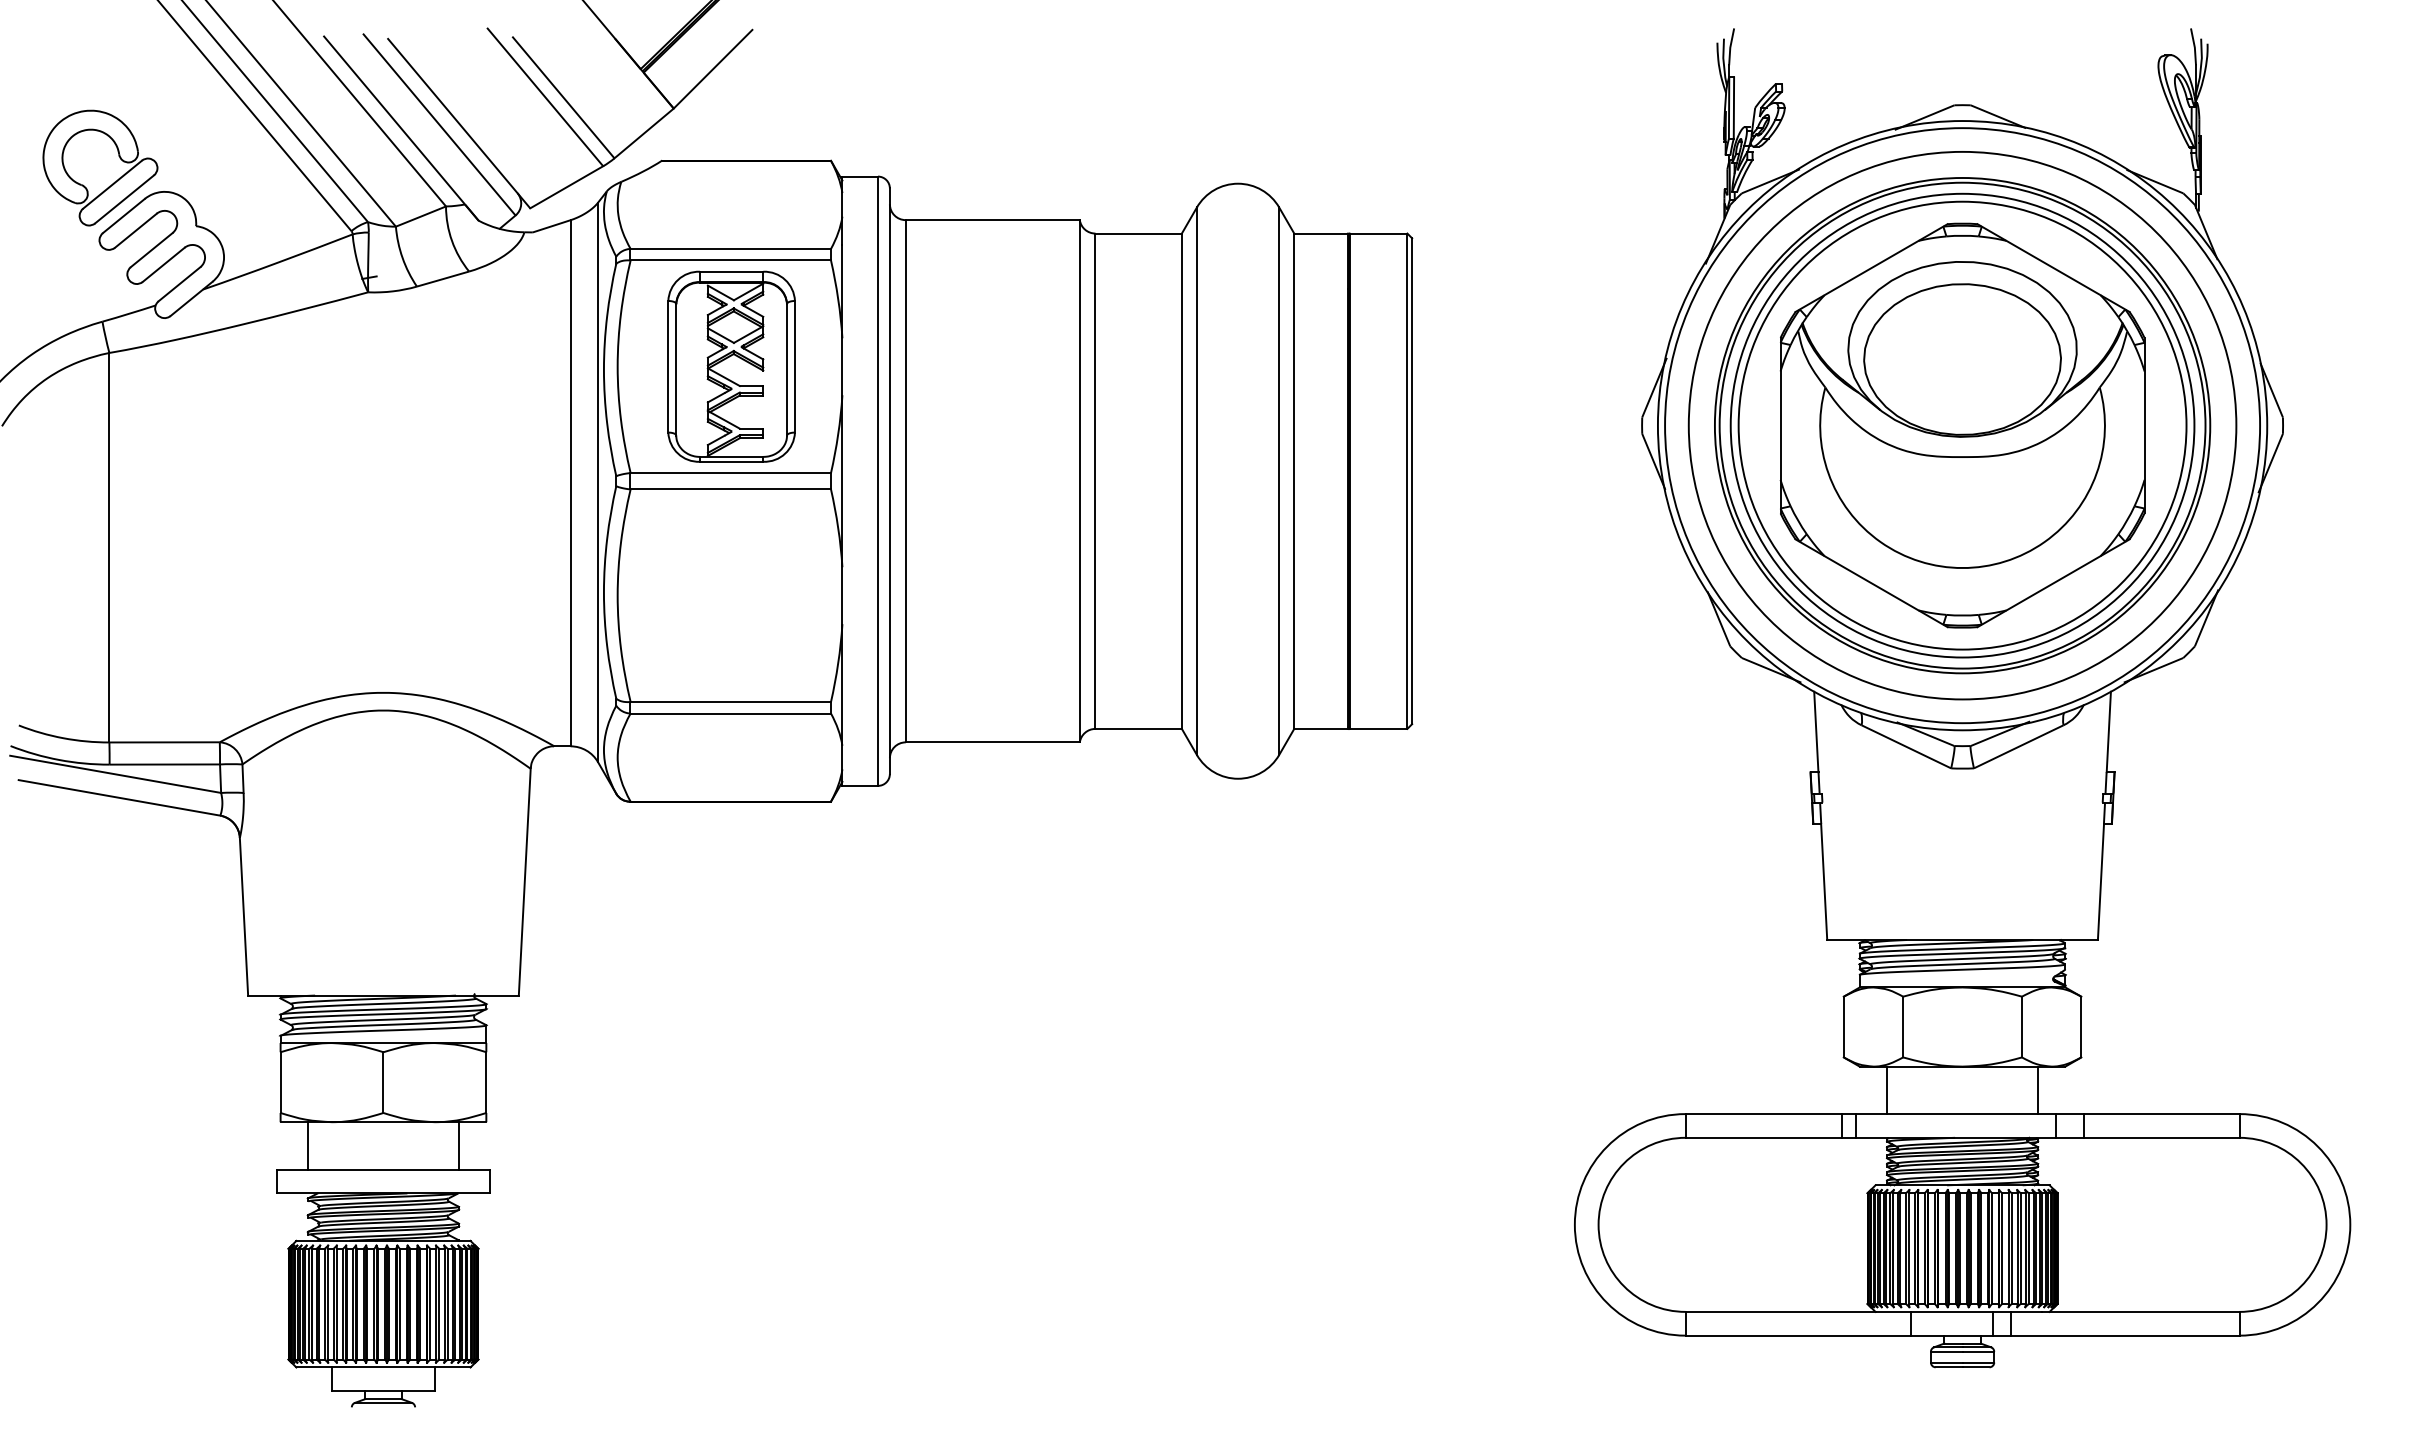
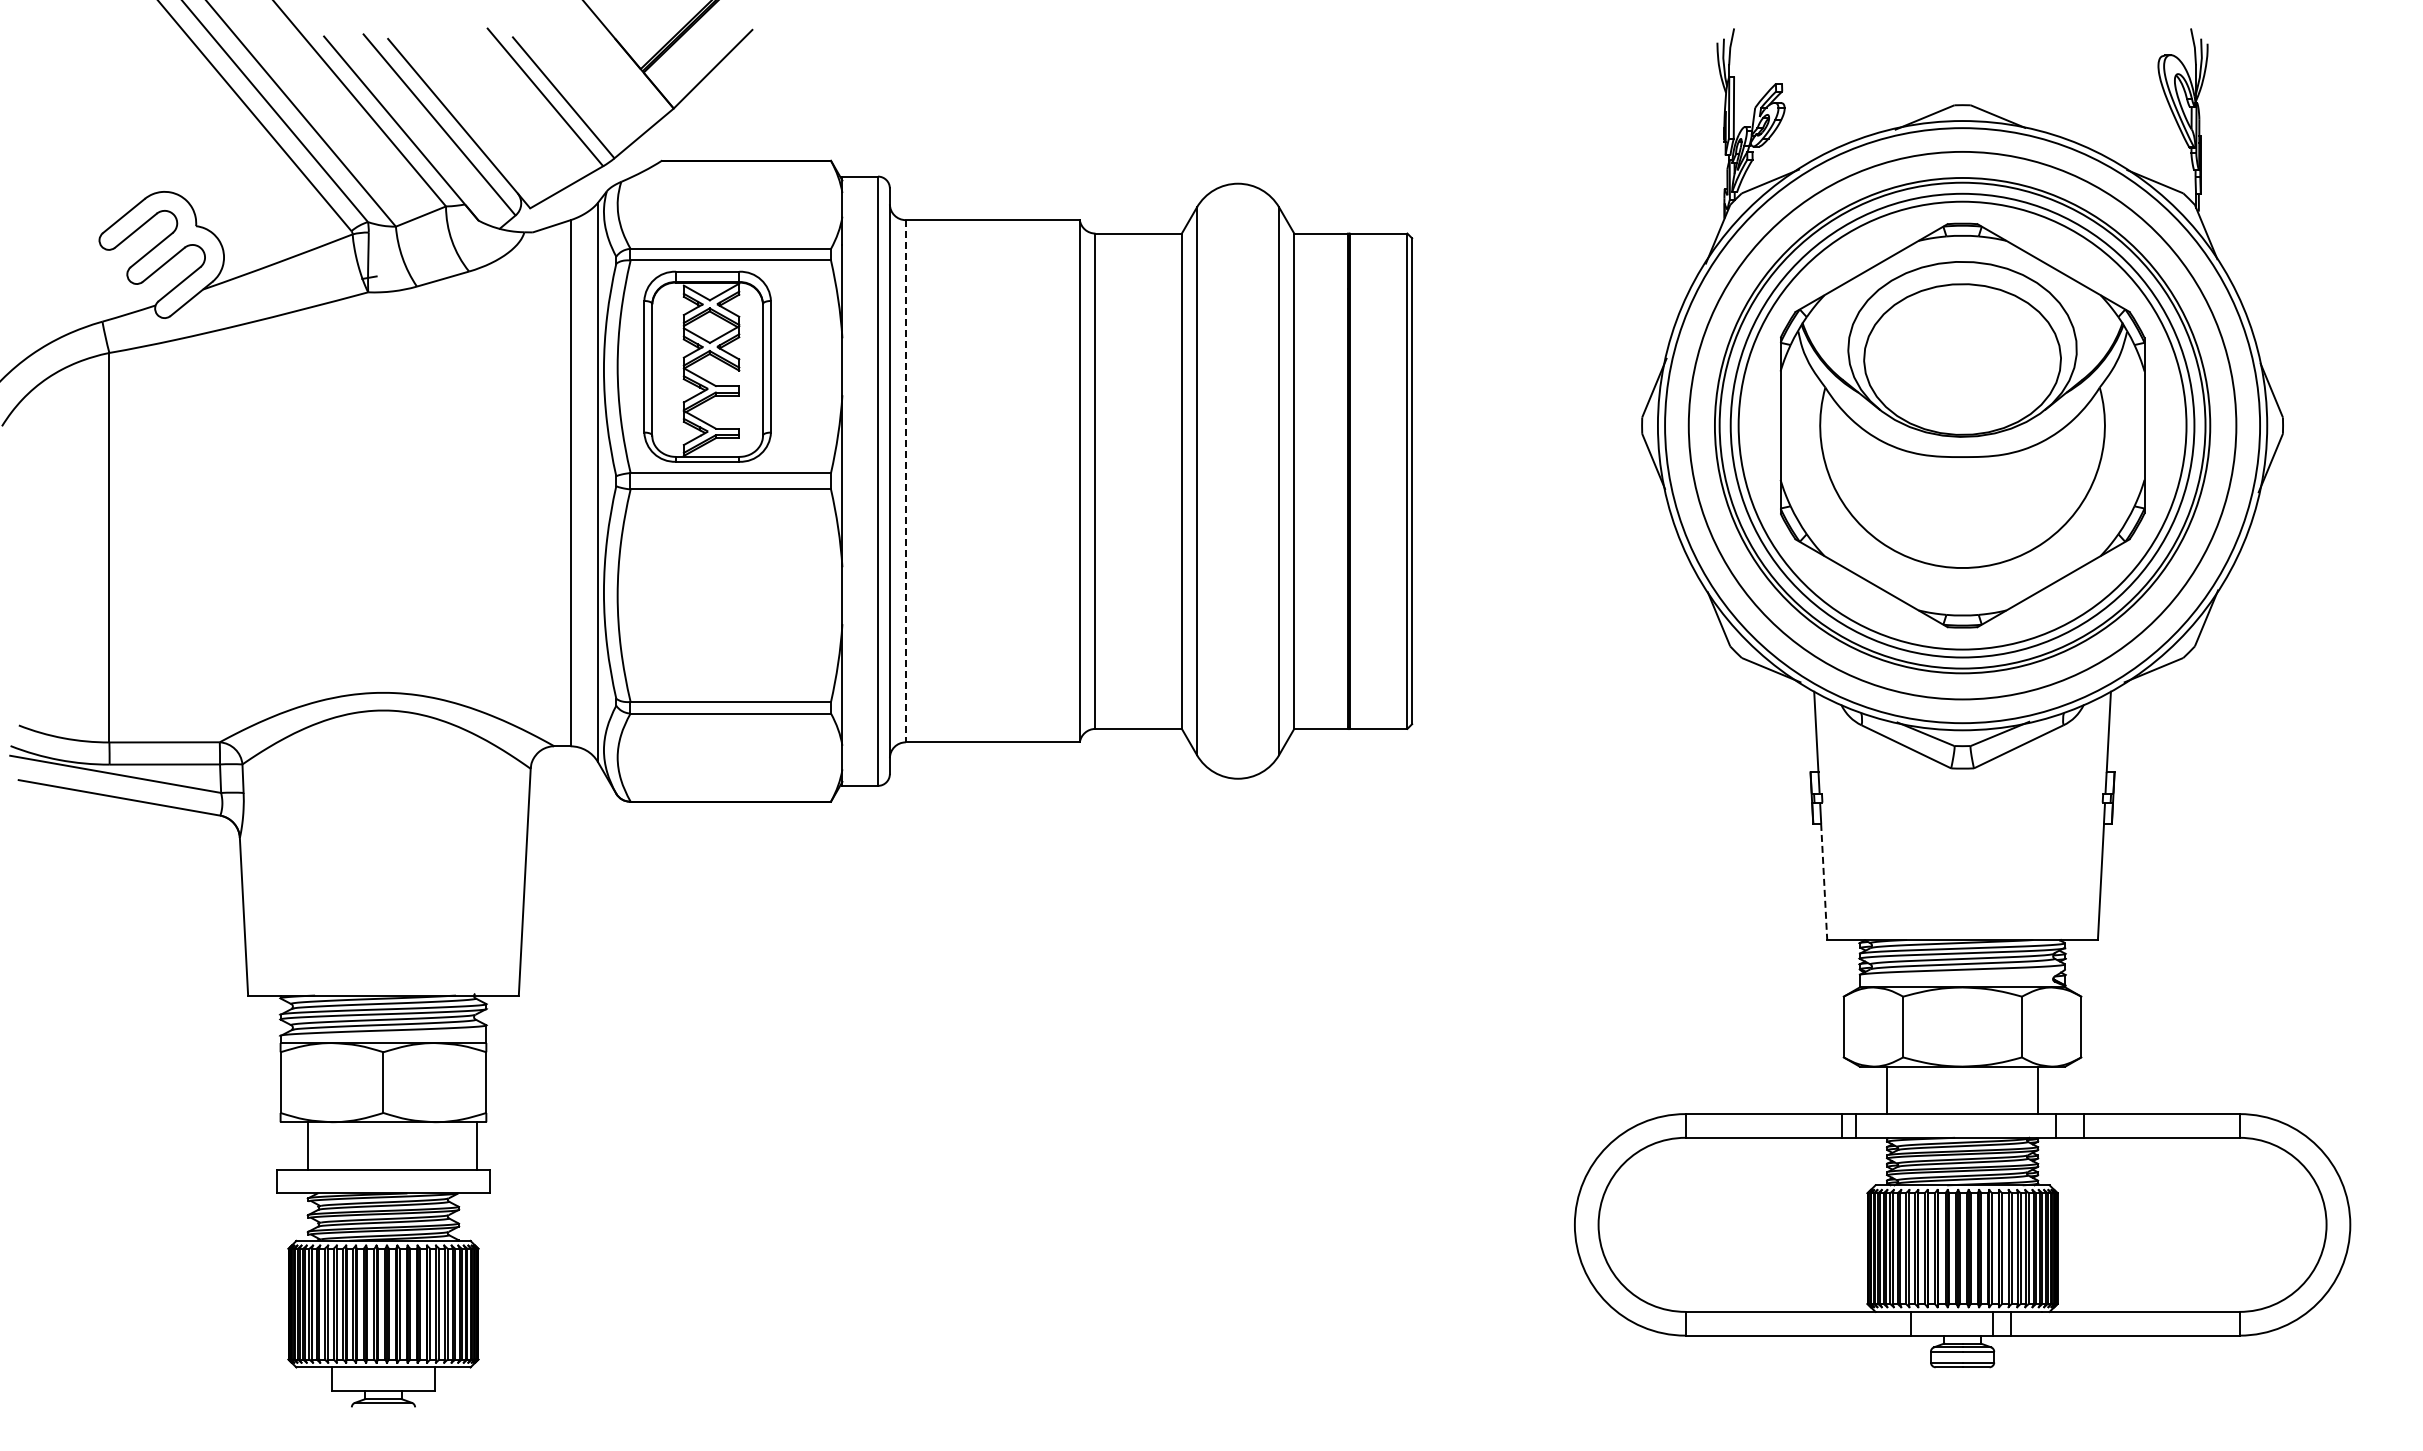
part: present -> none (114, 181)
part position: (731, 366) -> (707, 366) (707, 366)
line: solid -> dashed (905, 481)
line: solid -> dashed (1824, 882)
line position: (458, 1145) -> (476, 1145) (476, 1145)
